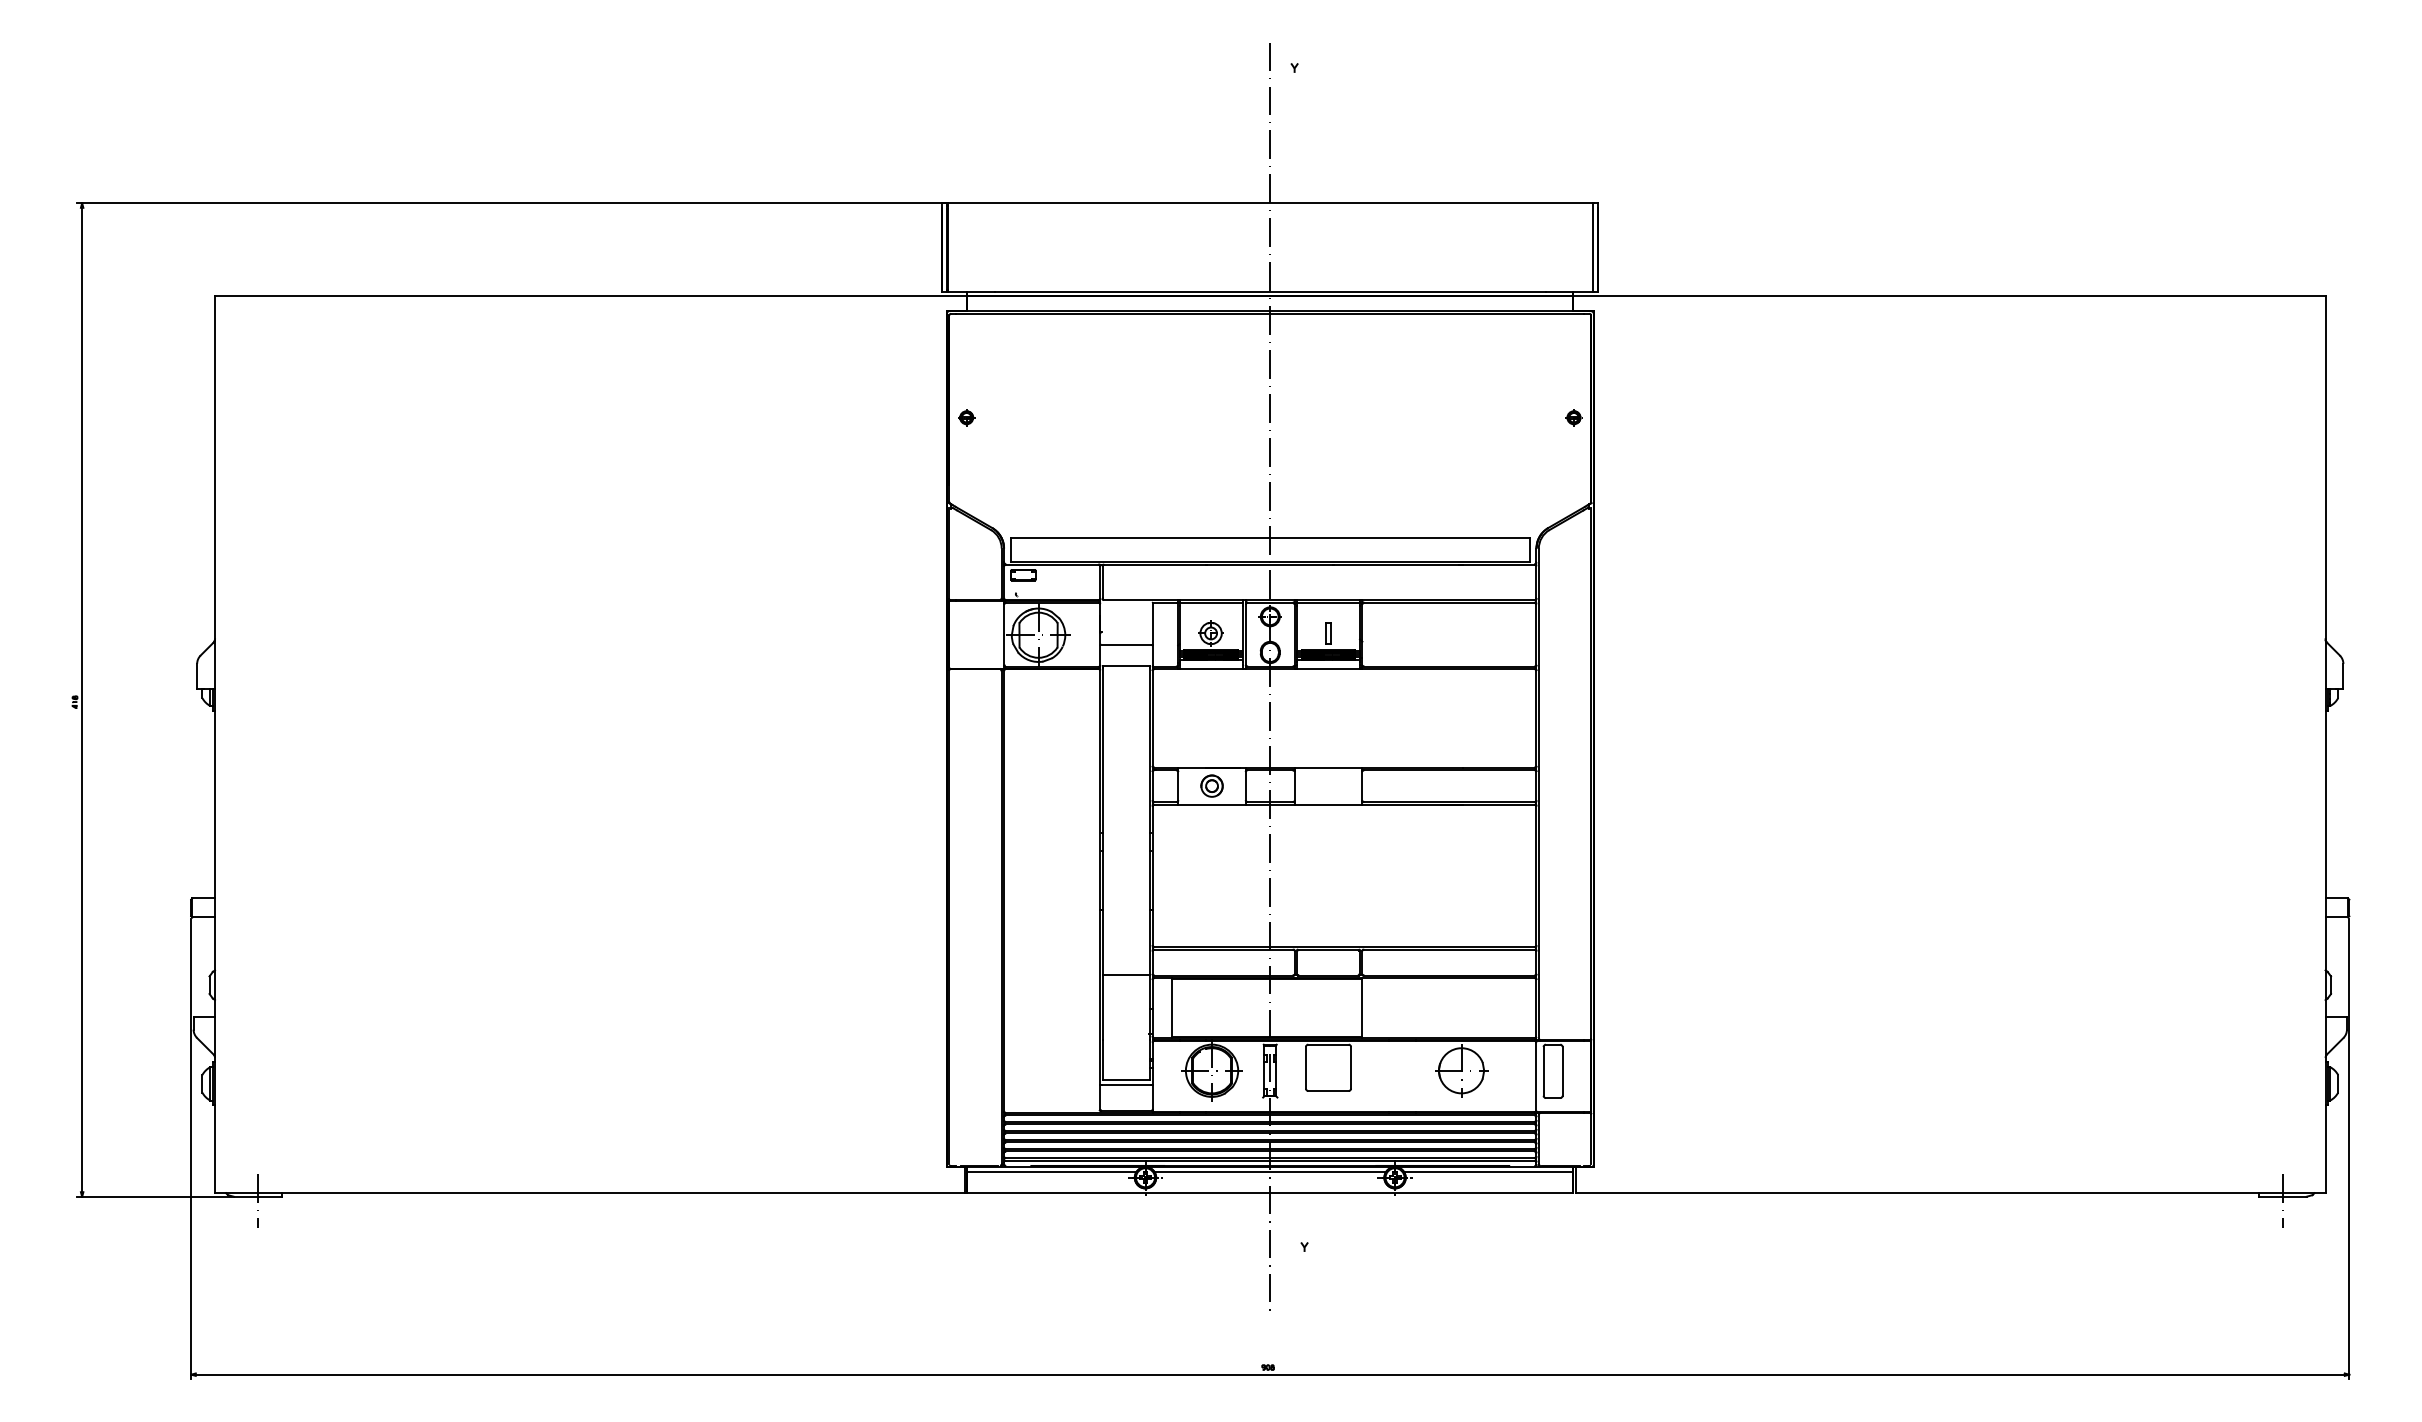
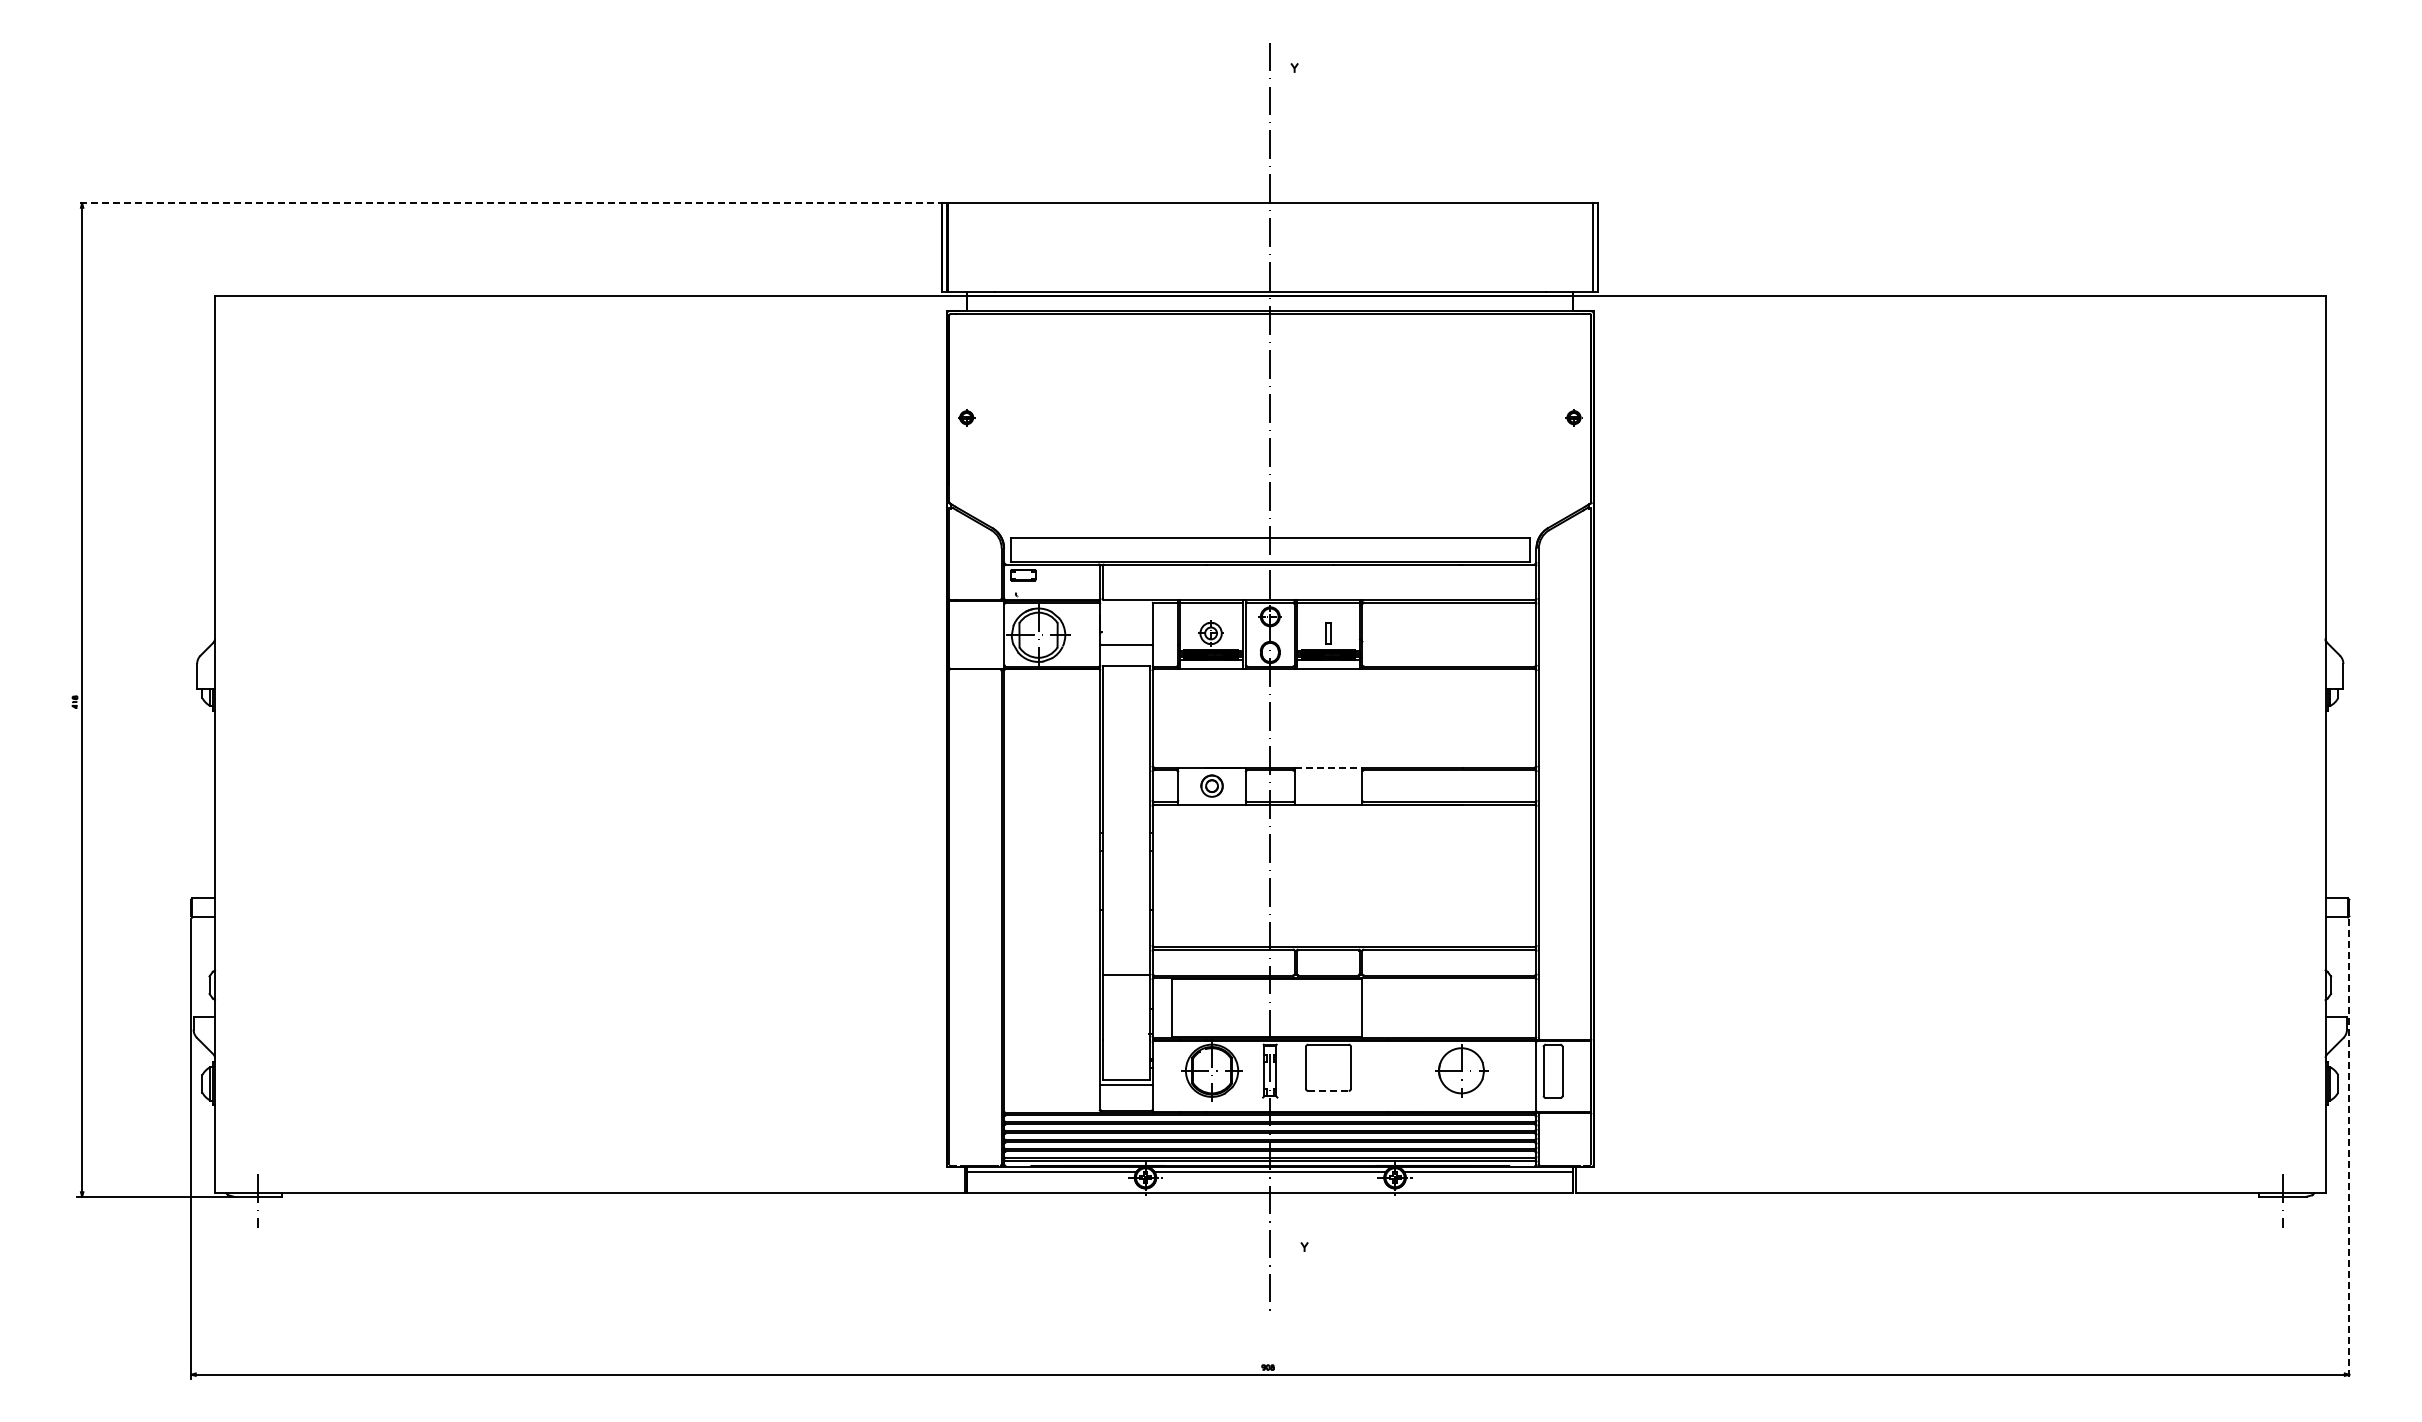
line: solid -> dashed (511, 203)
line: solid -> dashed (1328, 767)
line: solid -> dashed (1329, 1091)
line: solid -> dashed (2349, 1149)
